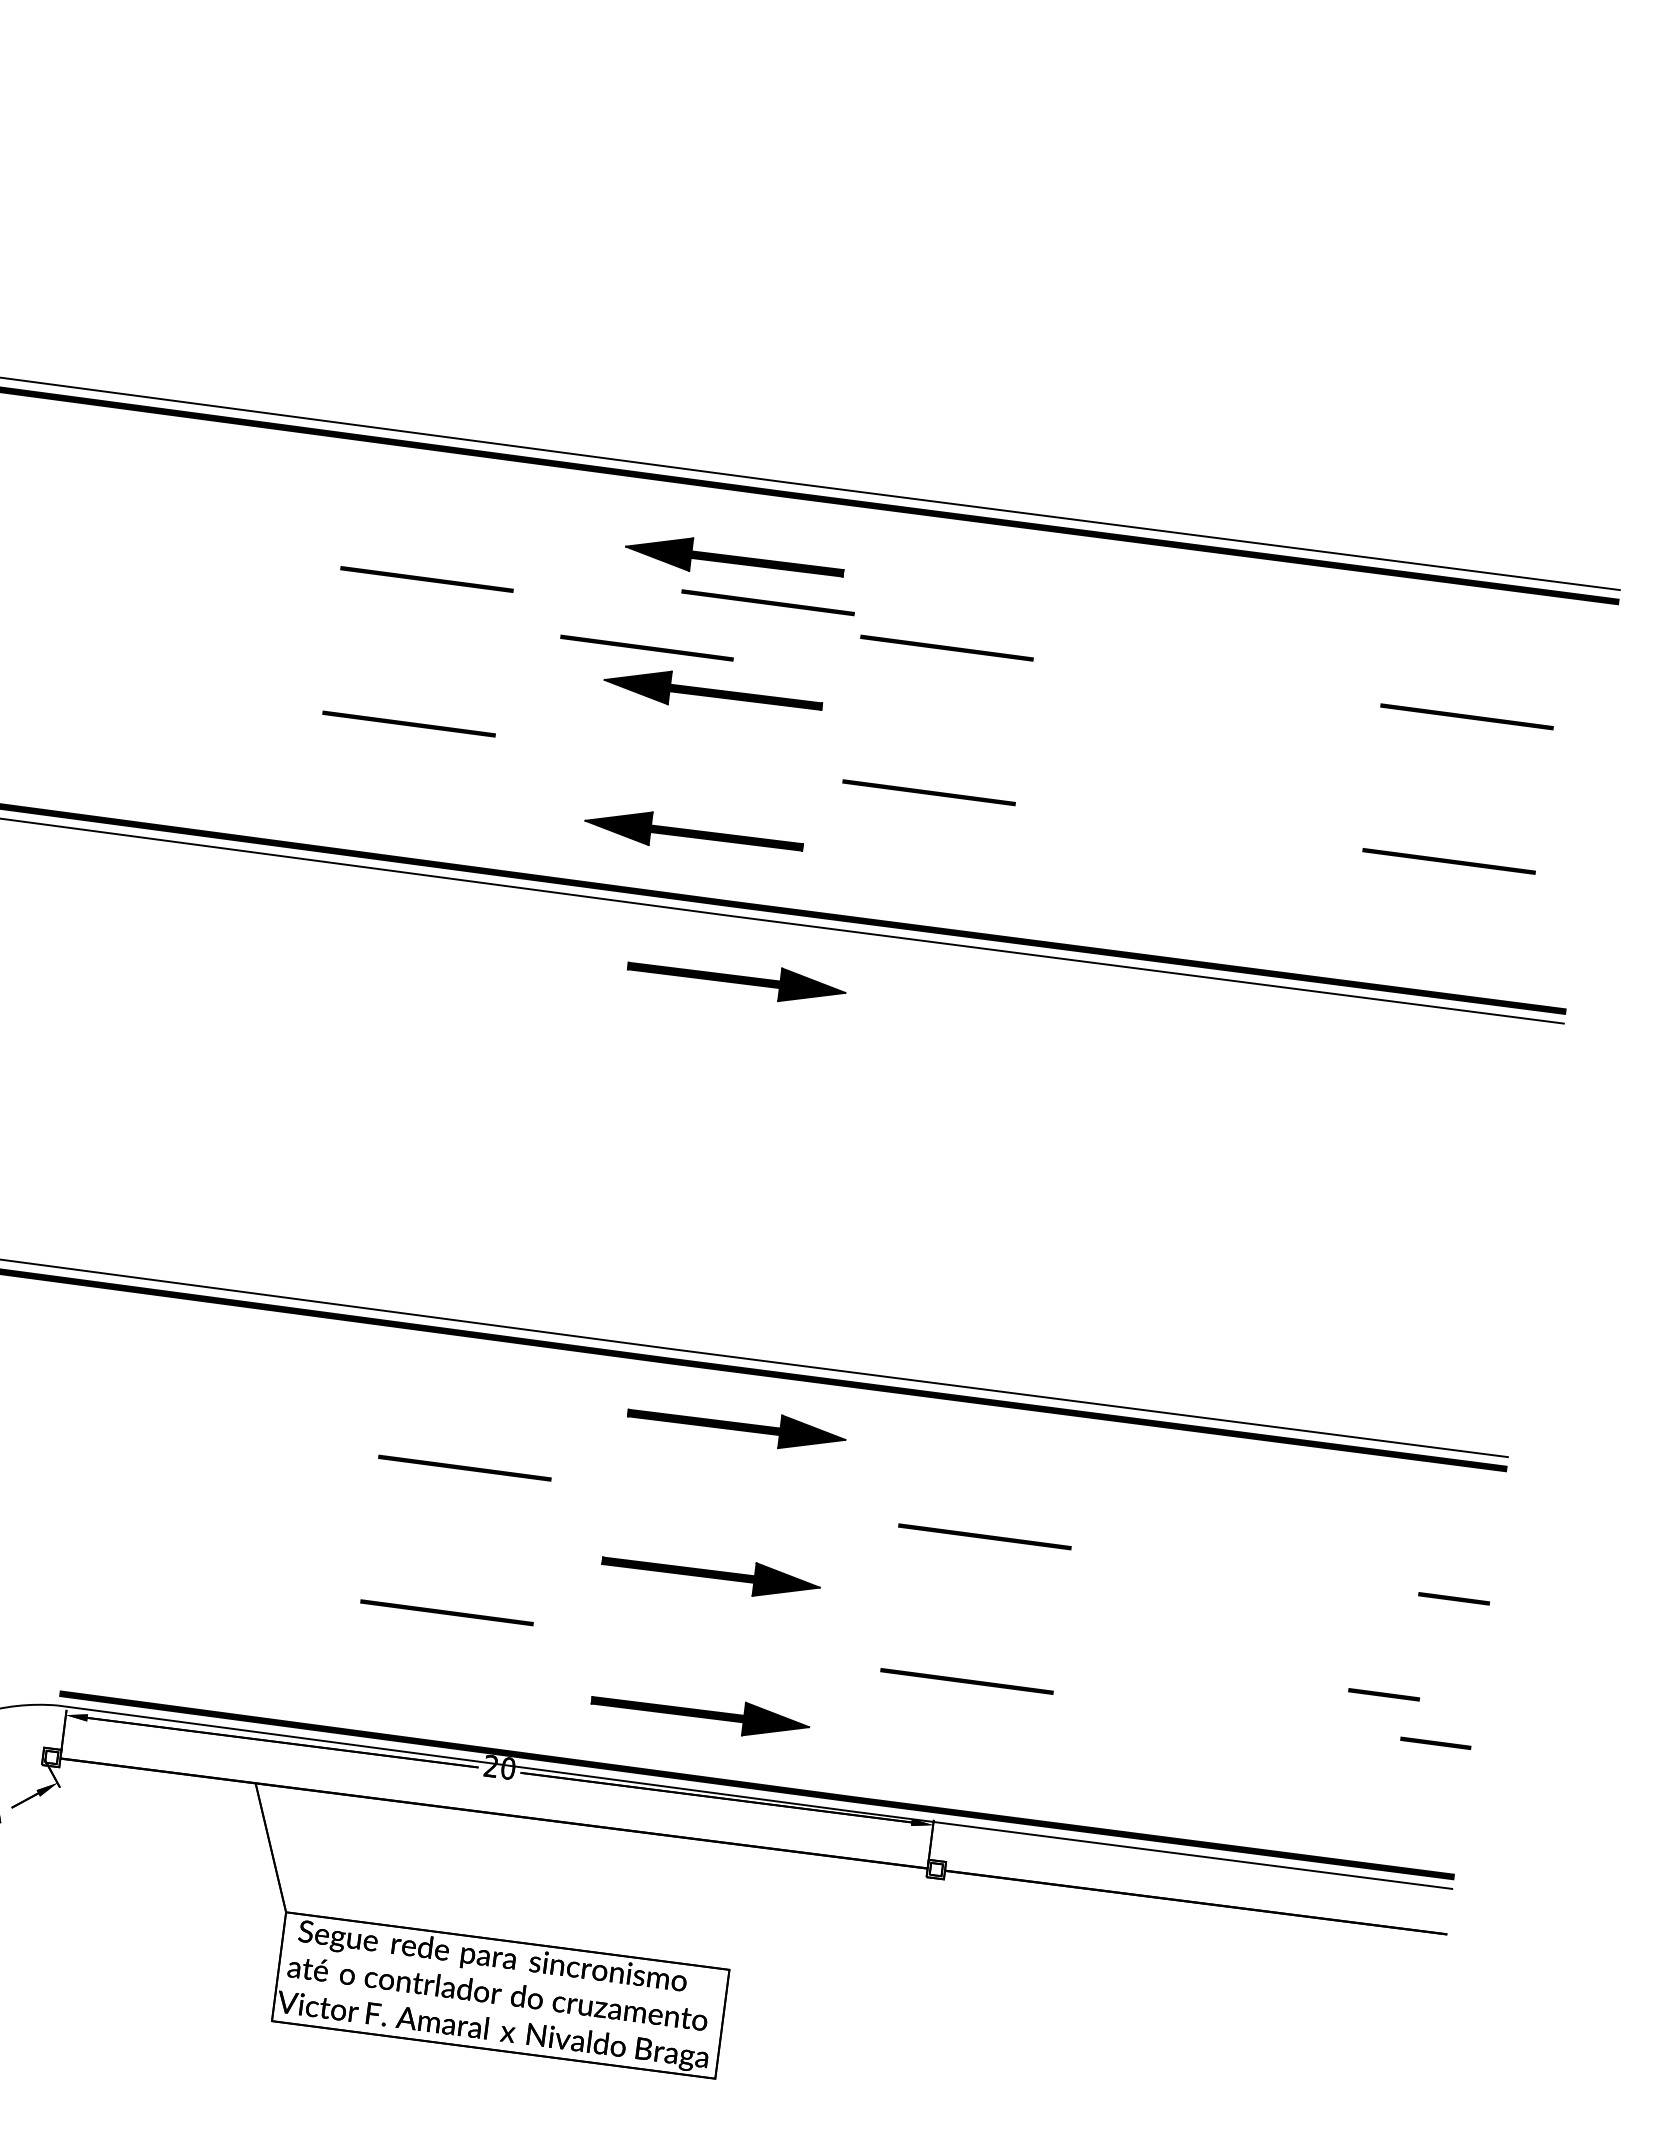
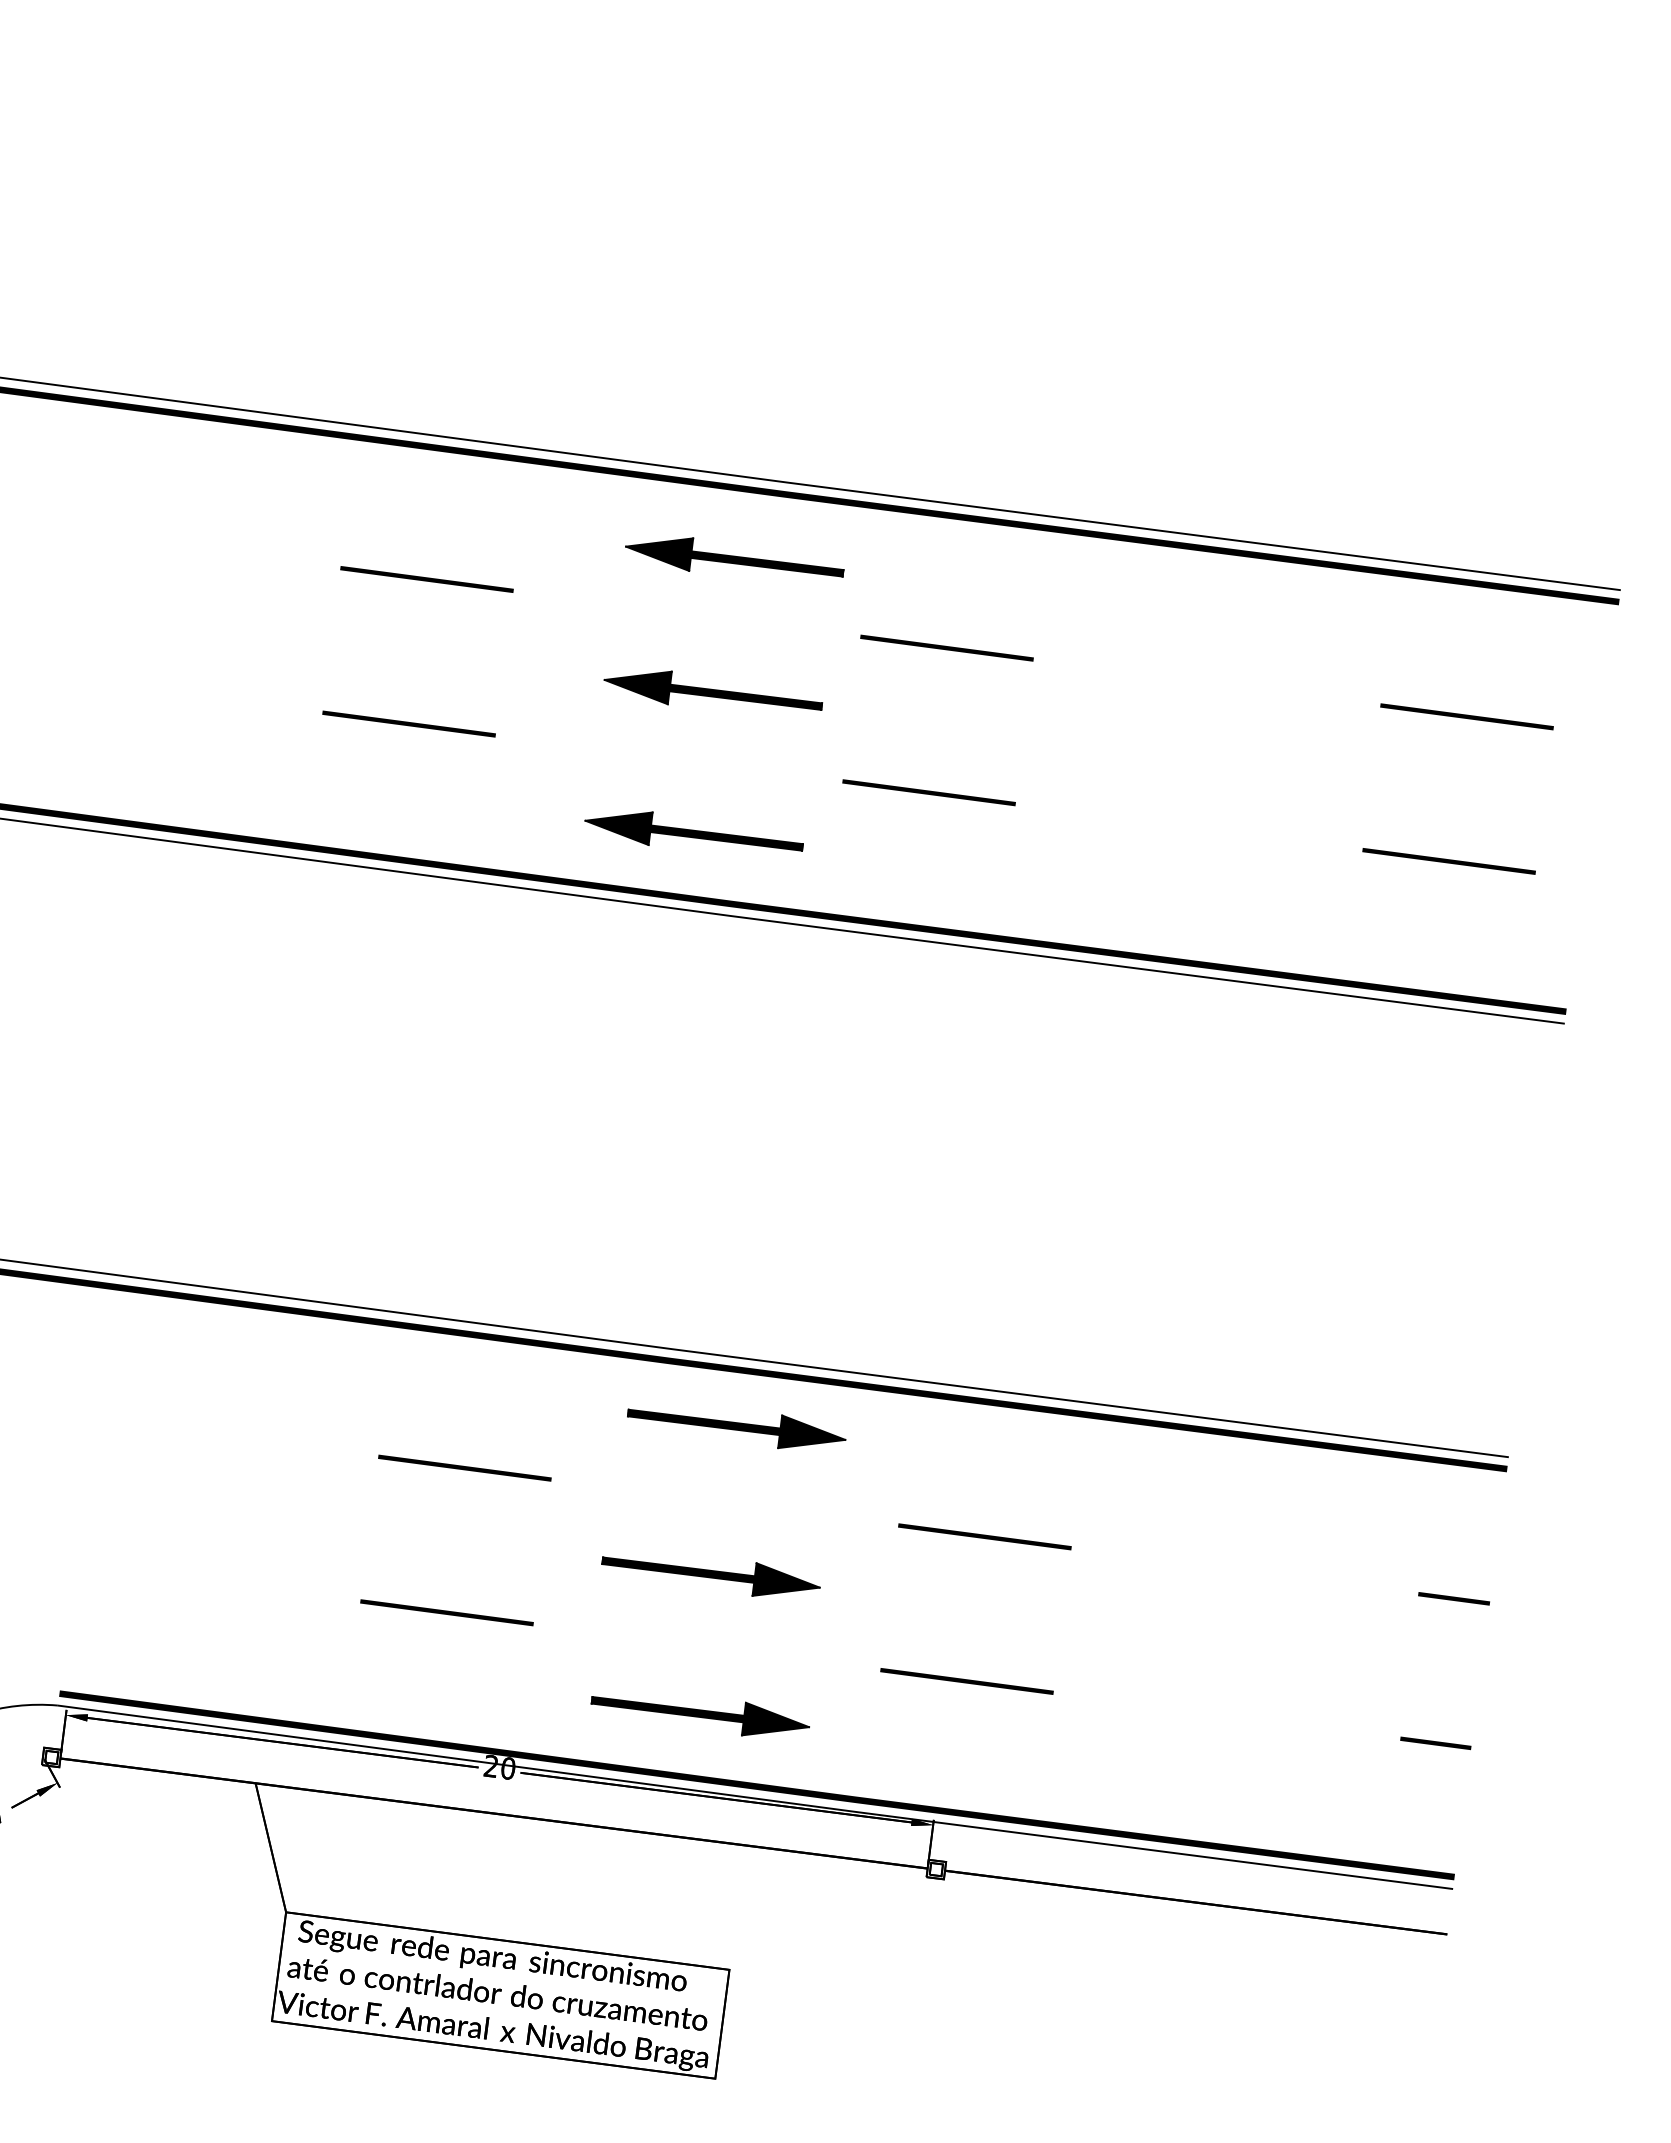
line: present -> none (767, 602)
line: present -> none (646, 647)
part: present -> none (736, 981)
line: present -> none (1384, 1694)
